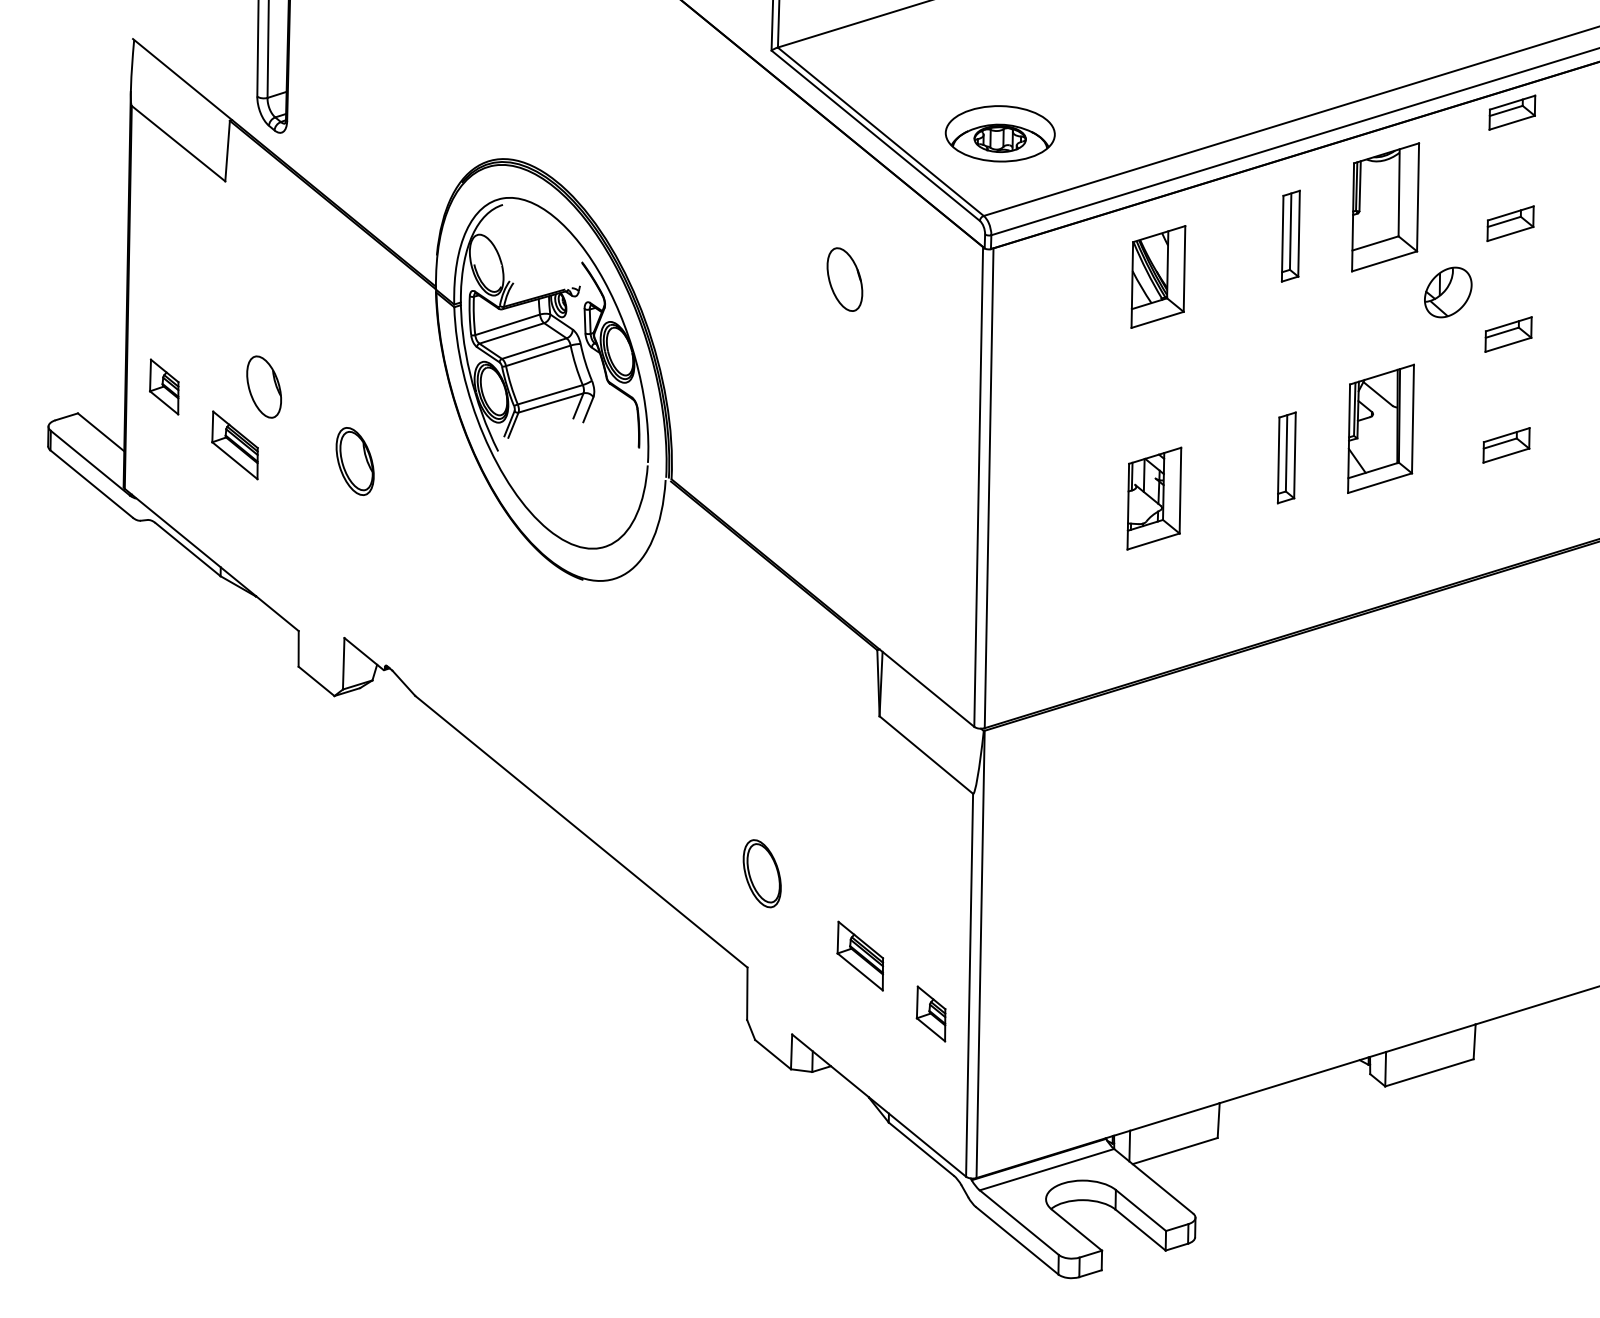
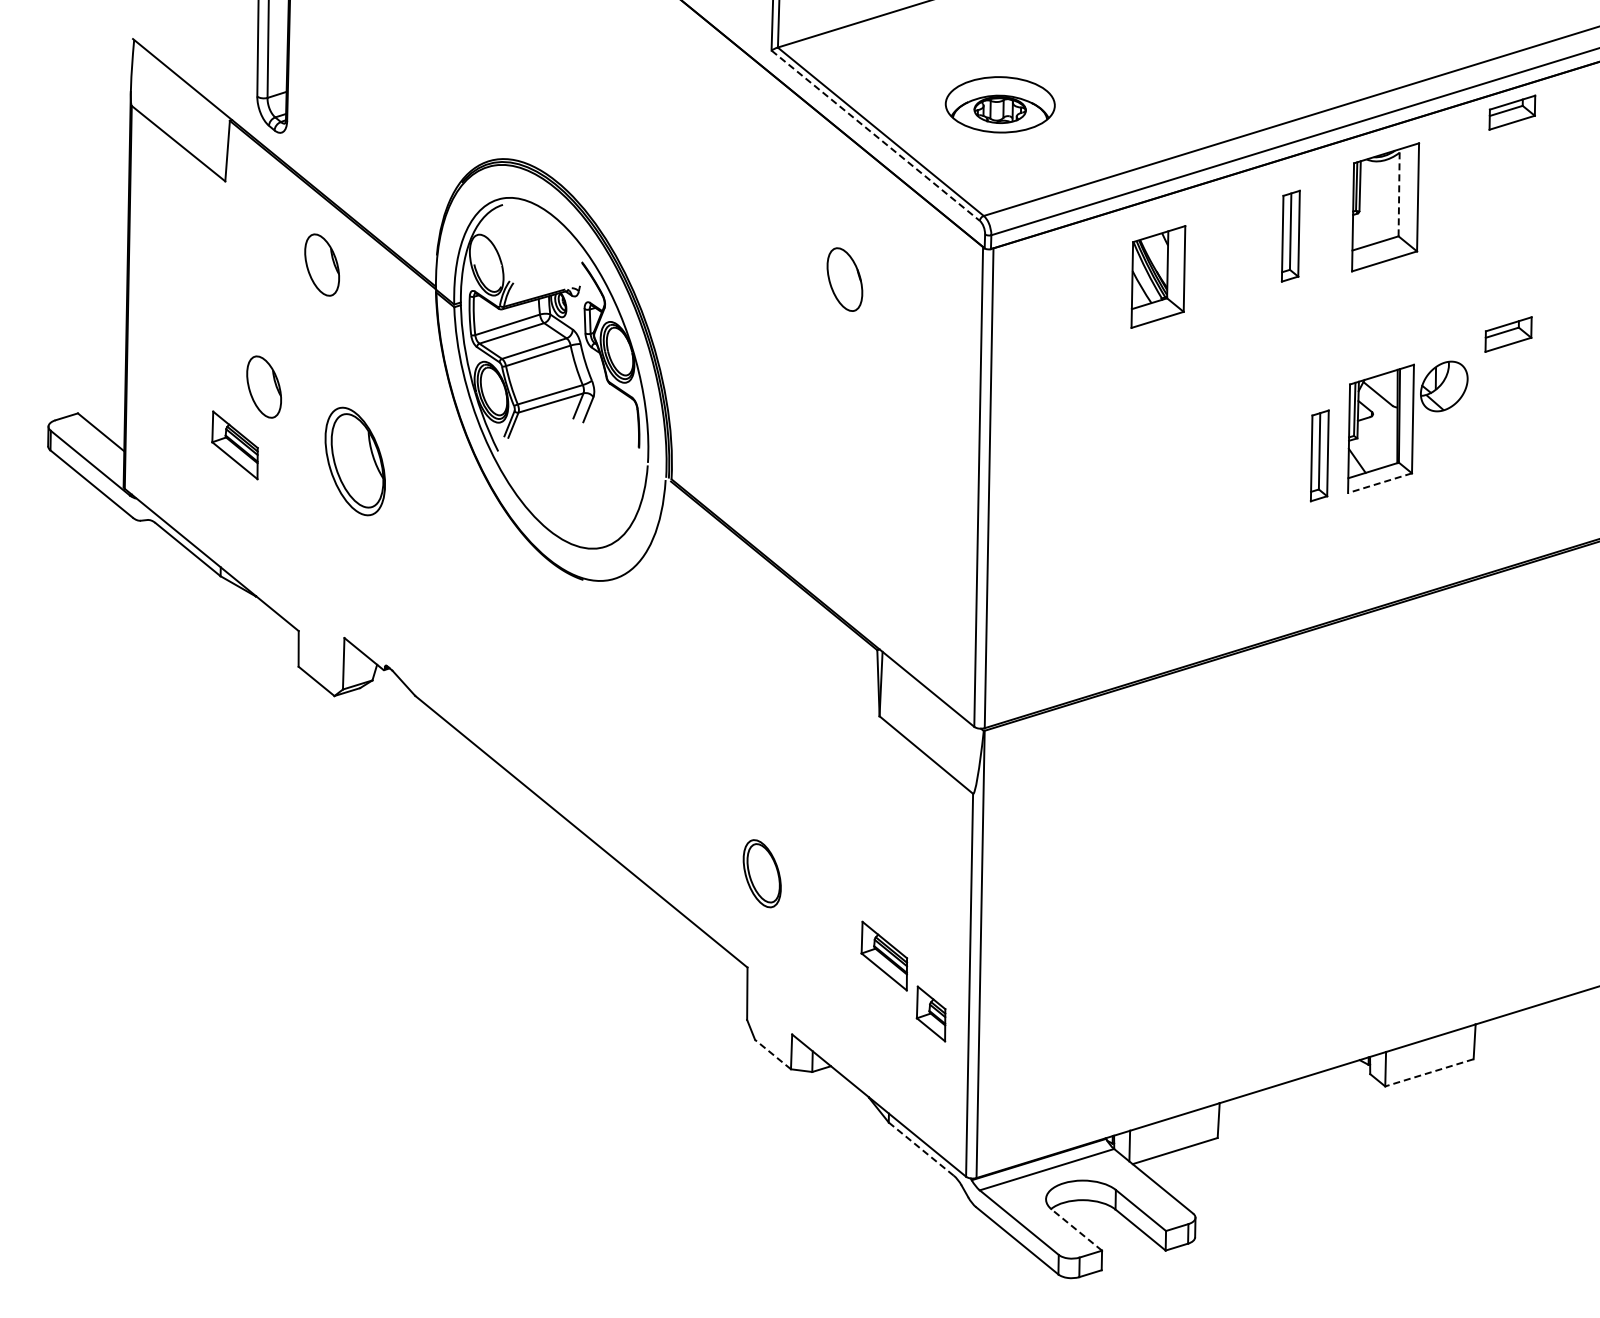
part position: (999, 133) -> (999, 104) (999, 104)
line: solid -> dashed (875, 135)
line: solid -> dashed (1399, 192)
part: present -> none (1510, 223)
part: none -> present (321, 264)
part position: (1448, 292) -> (1444, 386) (1444, 386)
part: present -> none (164, 386)
part: present -> none (1506, 445)
part position: (1286, 457) -> (1319, 455) (1319, 455)
part size: 40x69 px -> 62x111 px (354, 461)
line: solid -> dashed (1379, 483)
part: present -> none (1154, 498)
part position: (860, 955) -> (884, 955) (884, 955)
line: solid -> dashed (772, 1054)
line: solid -> dashed (1428, 1072)
line: solid -> dashed (921, 1149)
line: solid -> dashed (1076, 1229)
